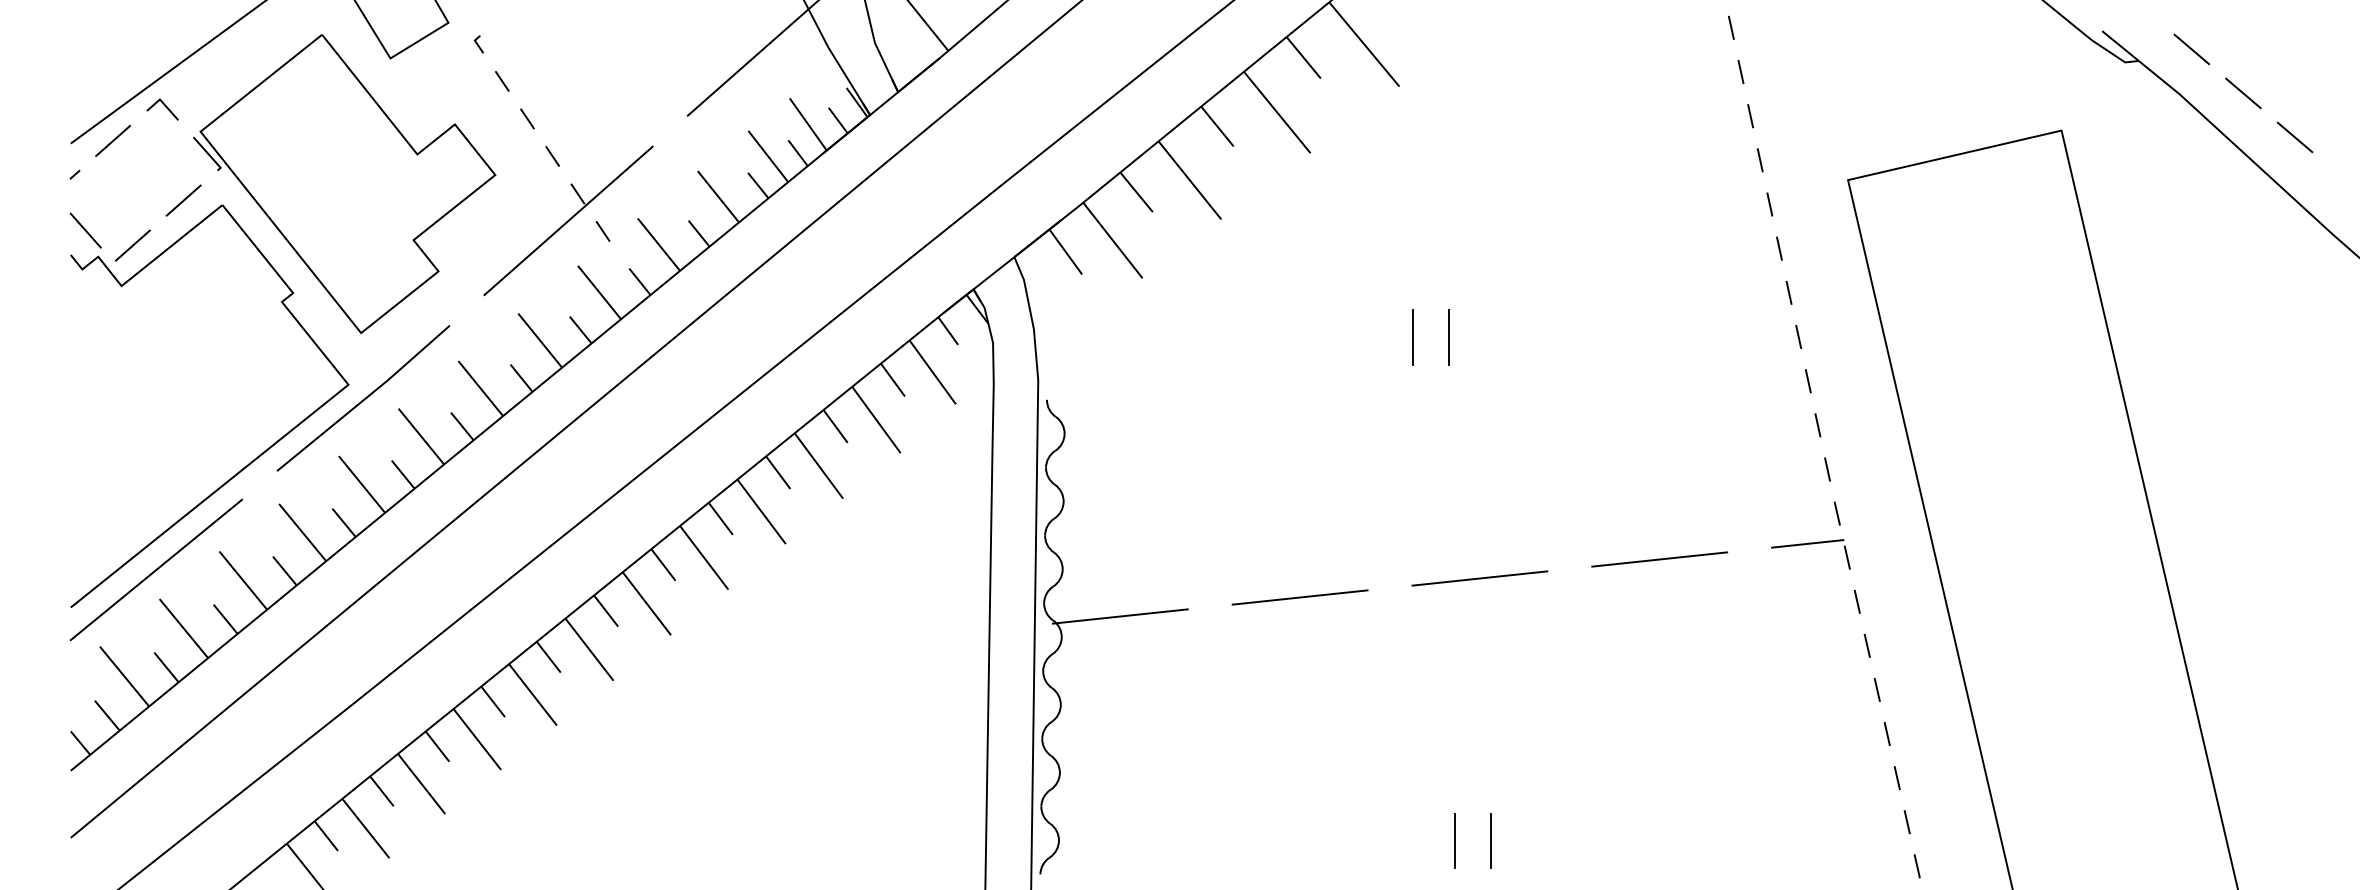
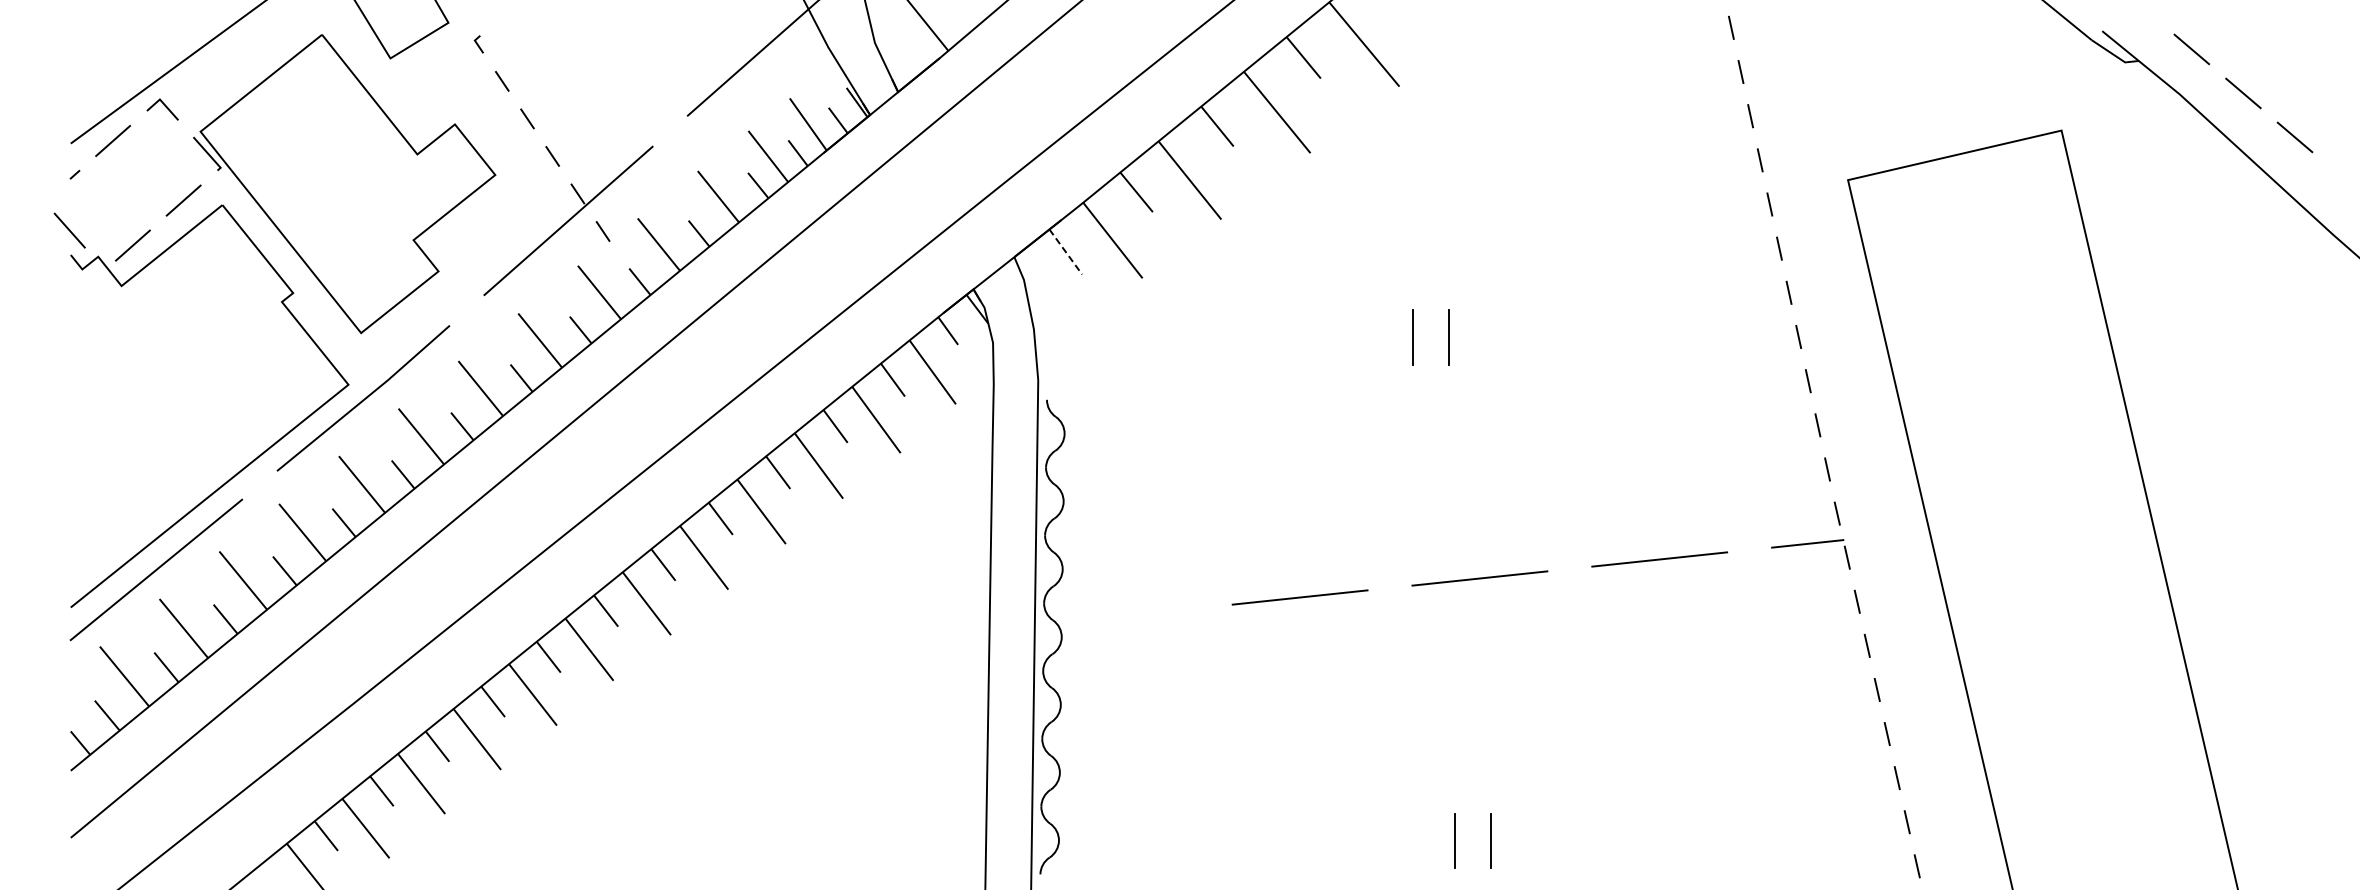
line position: (85, 230) -> (69, 230) (69, 230)
line: solid -> dashed (1065, 252)
line: present -> none (1119, 616)
